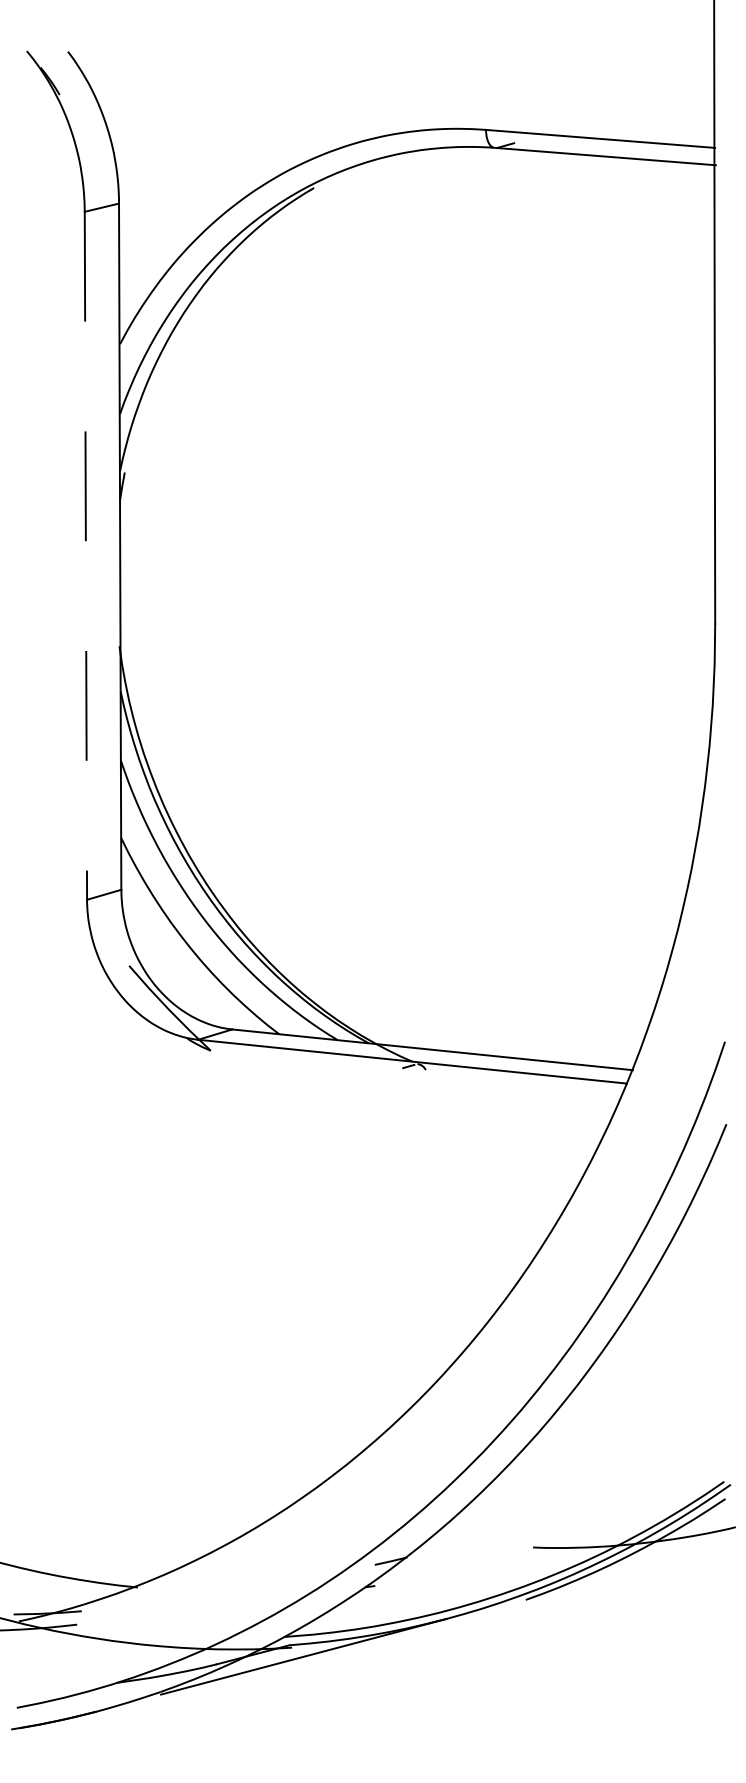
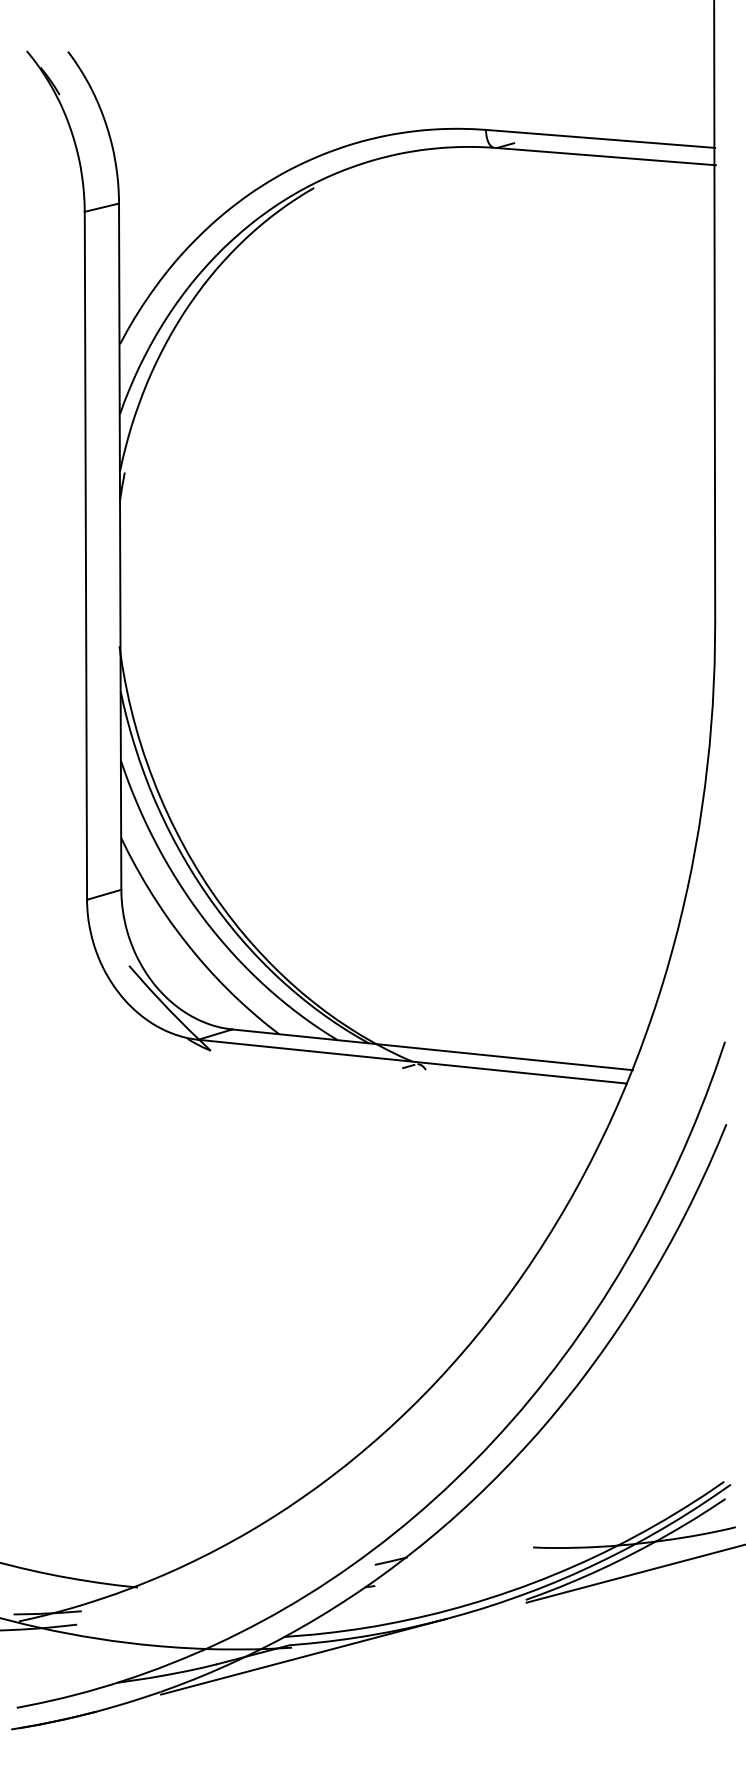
line: dashed -> solid (85, 555)
line: none -> present (634, 1573)
